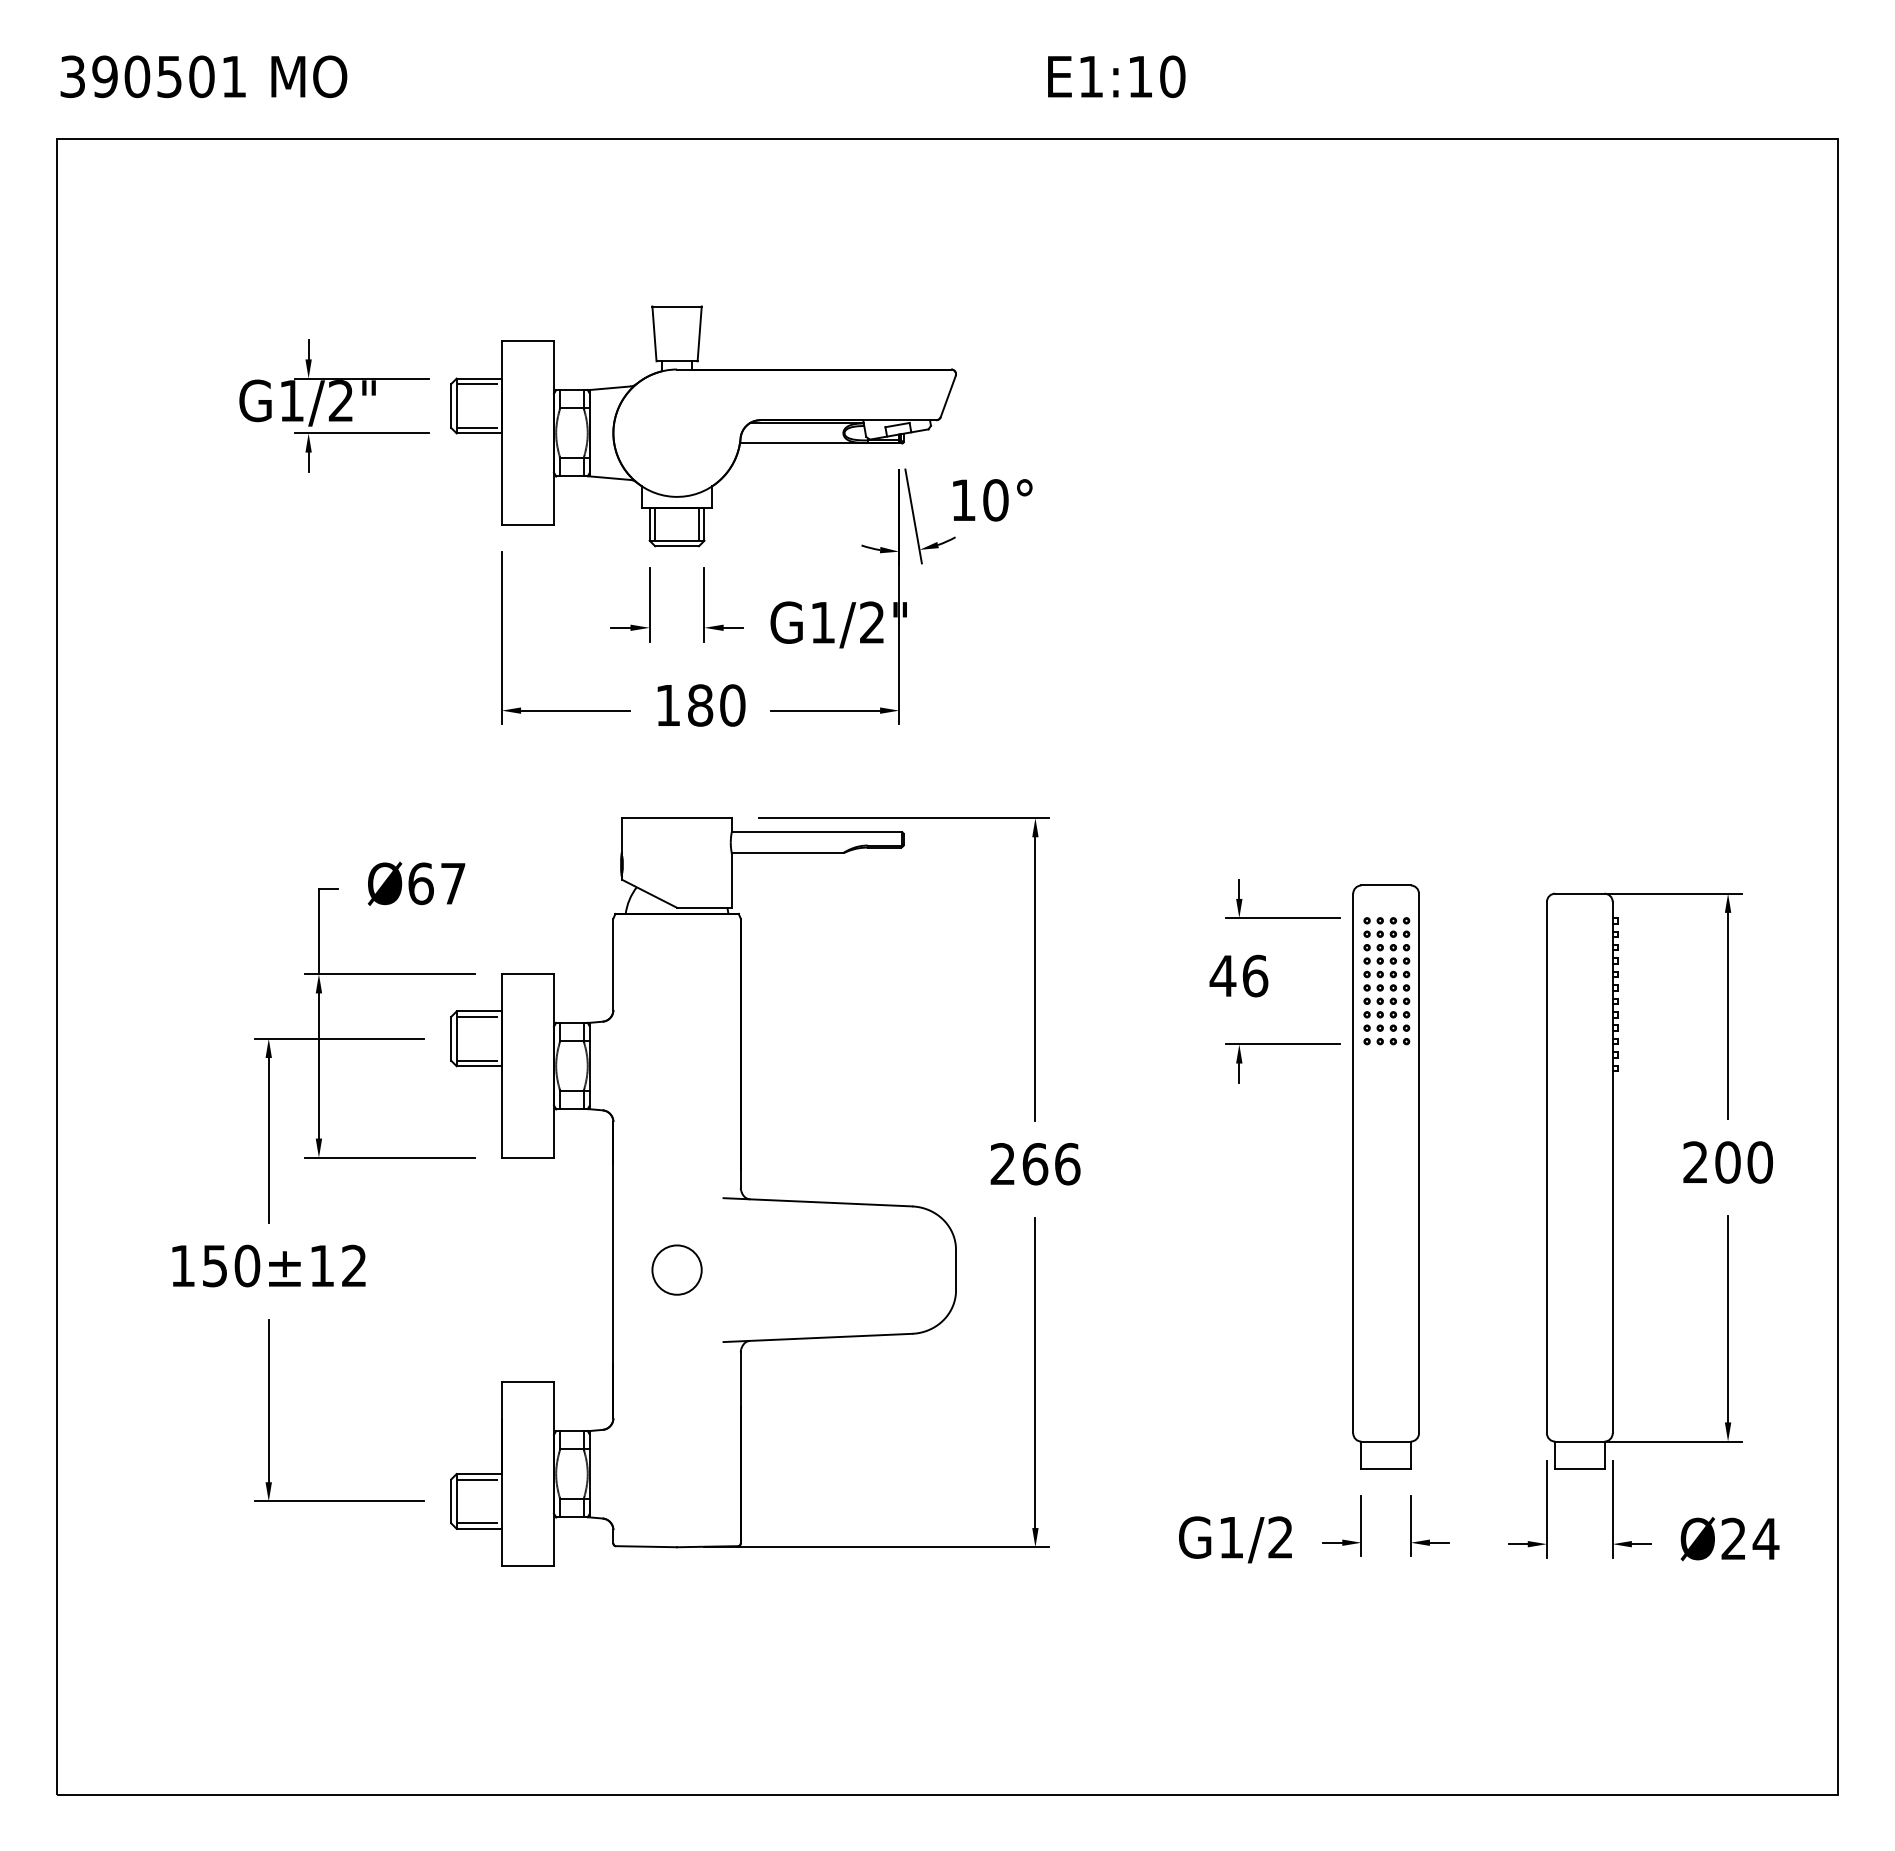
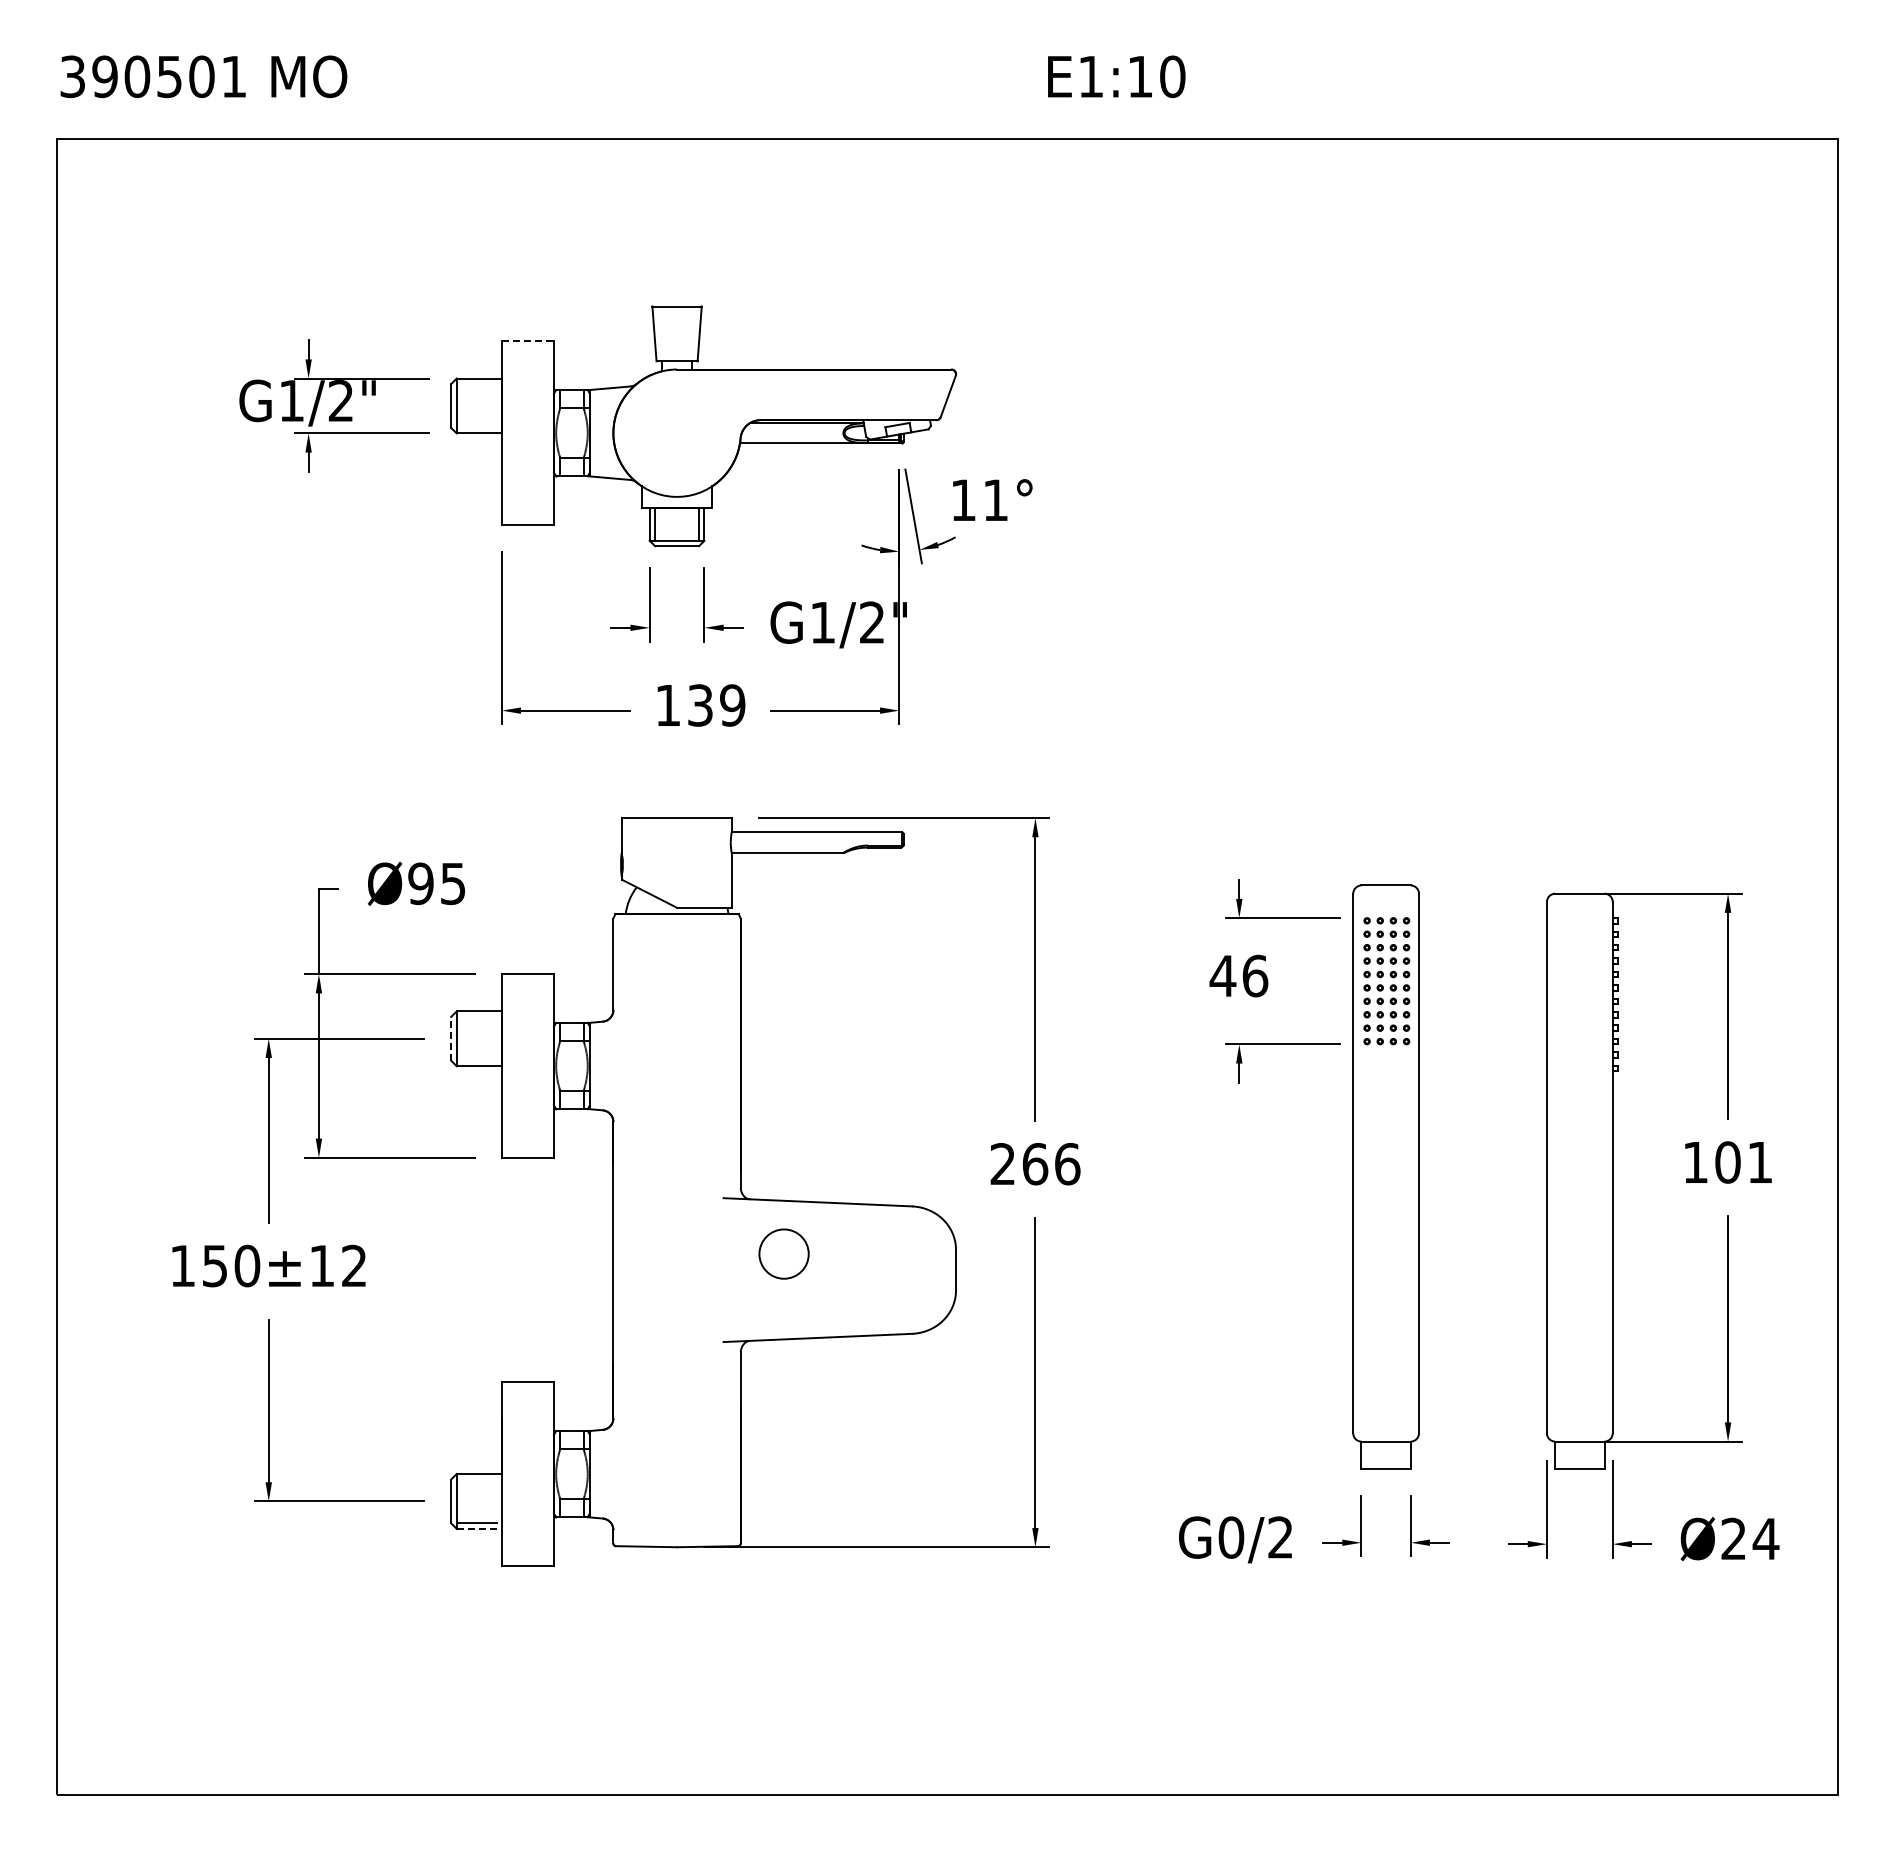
line: solid -> dashed (528, 341)
line: present -> none (478, 384)
line: present -> none (478, 427)
text: 10° -> 11° (995, 500)
text: 180 -> 139 (716, 705)
text: Ø67 -> Ø95 (436, 883)
line: present -> none (478, 1016)
line: solid -> dashed (451, 1038)
line: present -> none (478, 1060)
text: 200 -> 101 (1728, 1162)
circle position: (676, 1269) -> (783, 1253) (783, 1253)
line: present -> none (478, 1479)
line: solid -> dashed (479, 1528)
text: G1/2 -> G0/2 (1231, 1537)
